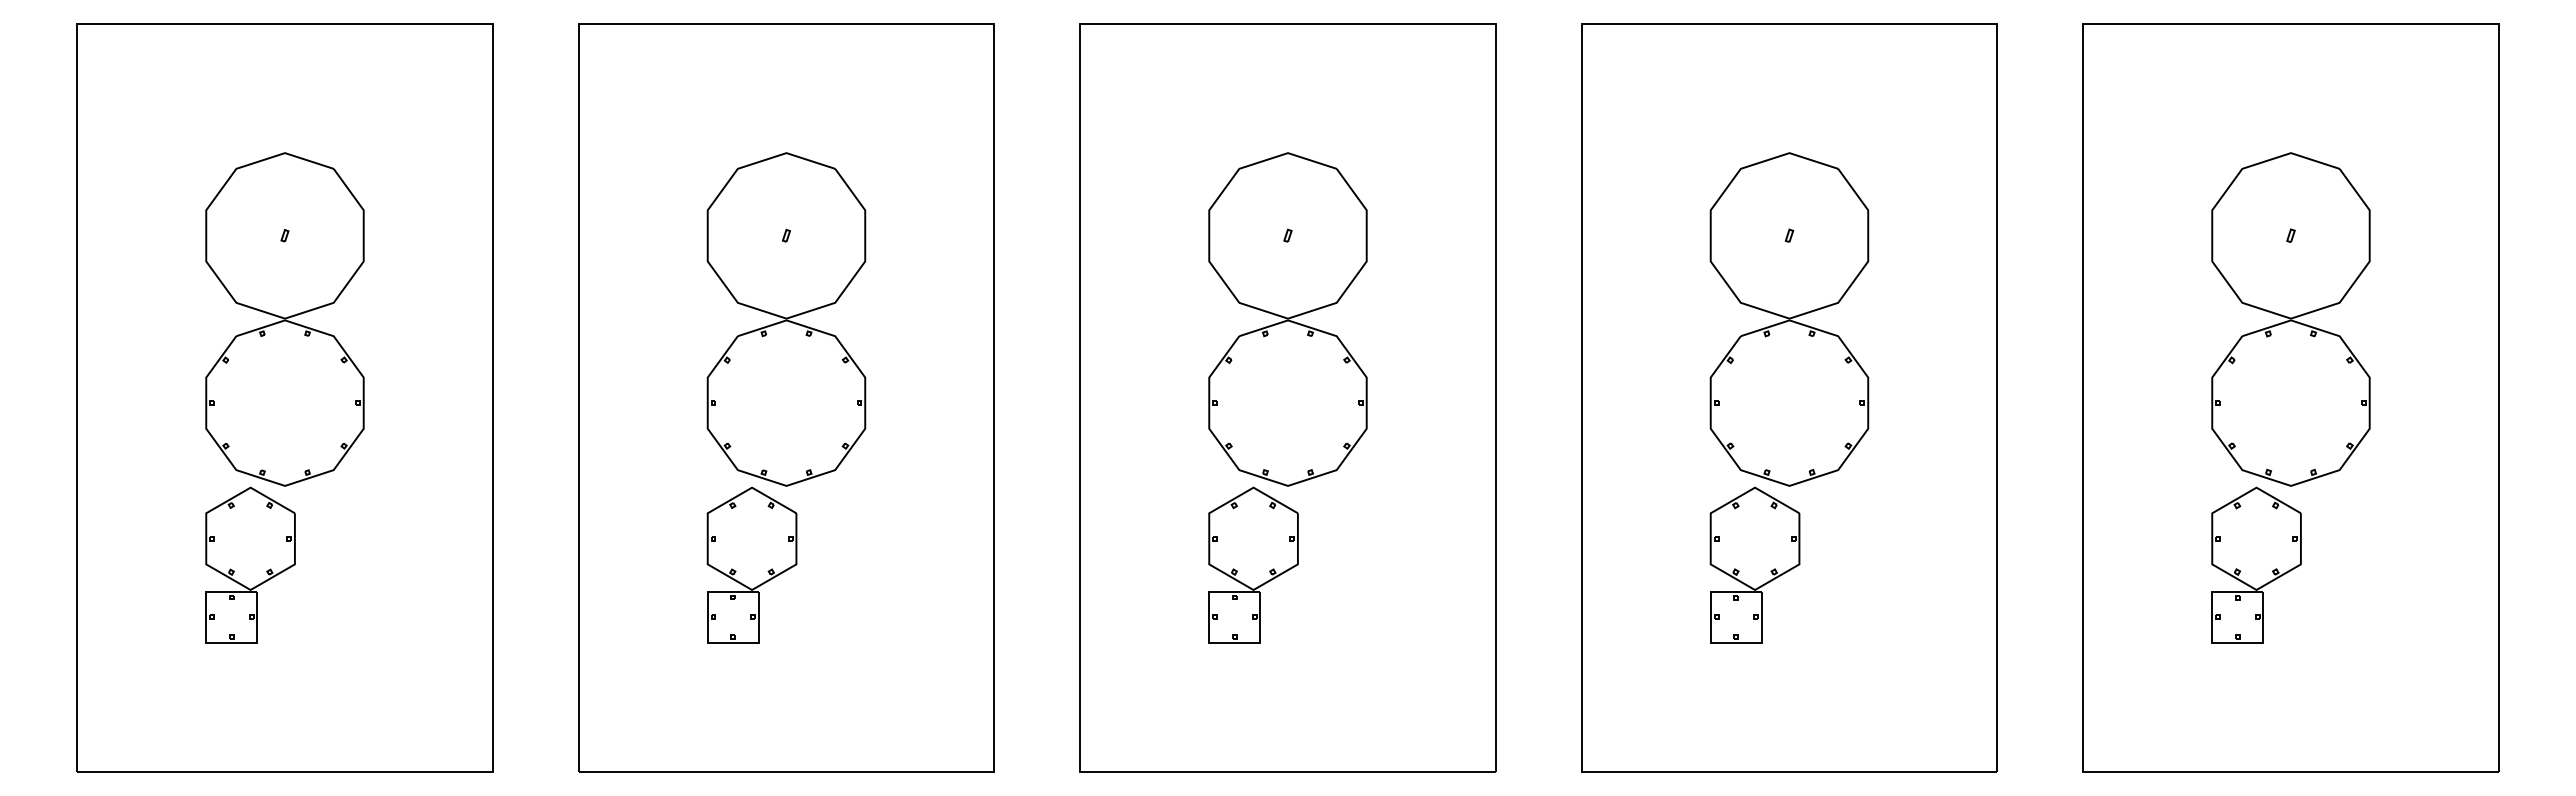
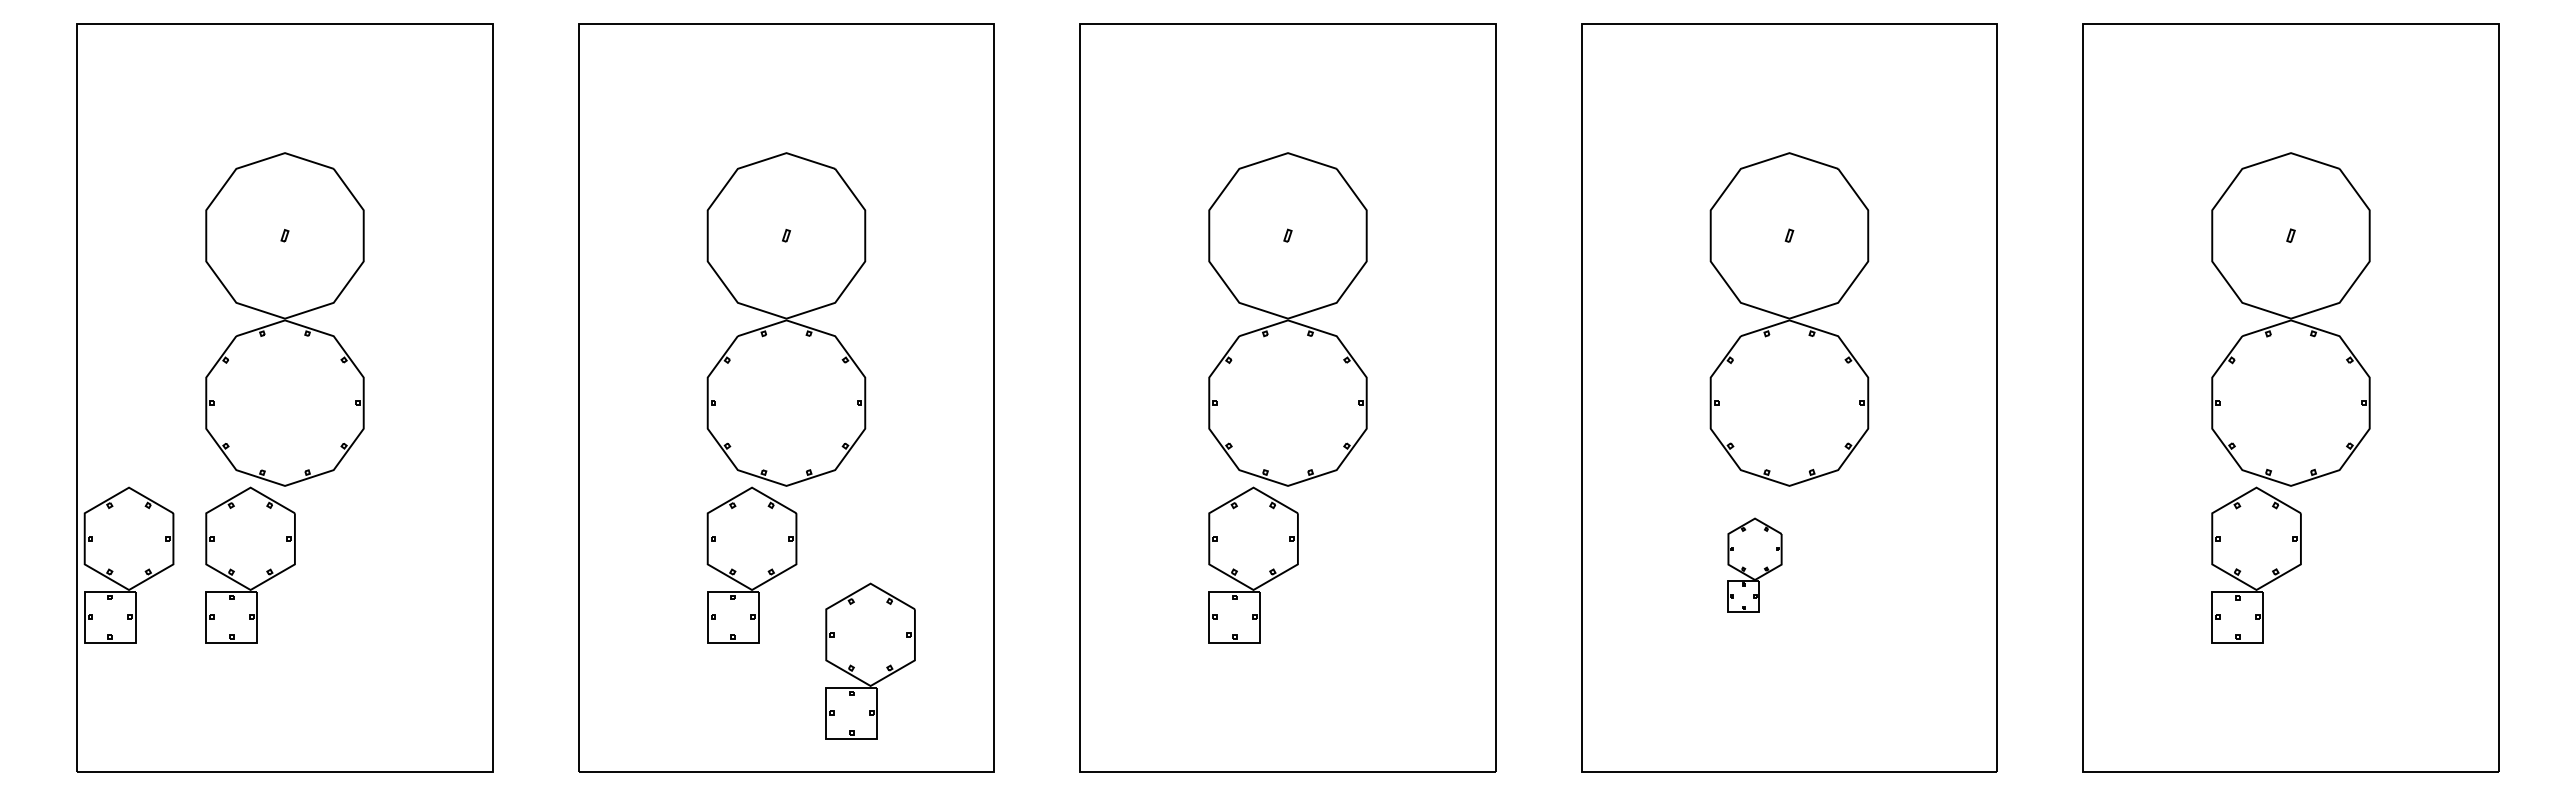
part: none -> present (128, 564)
part size: 92x158 px -> 56x96 px (1754, 564)
part: none -> present (870, 660)
